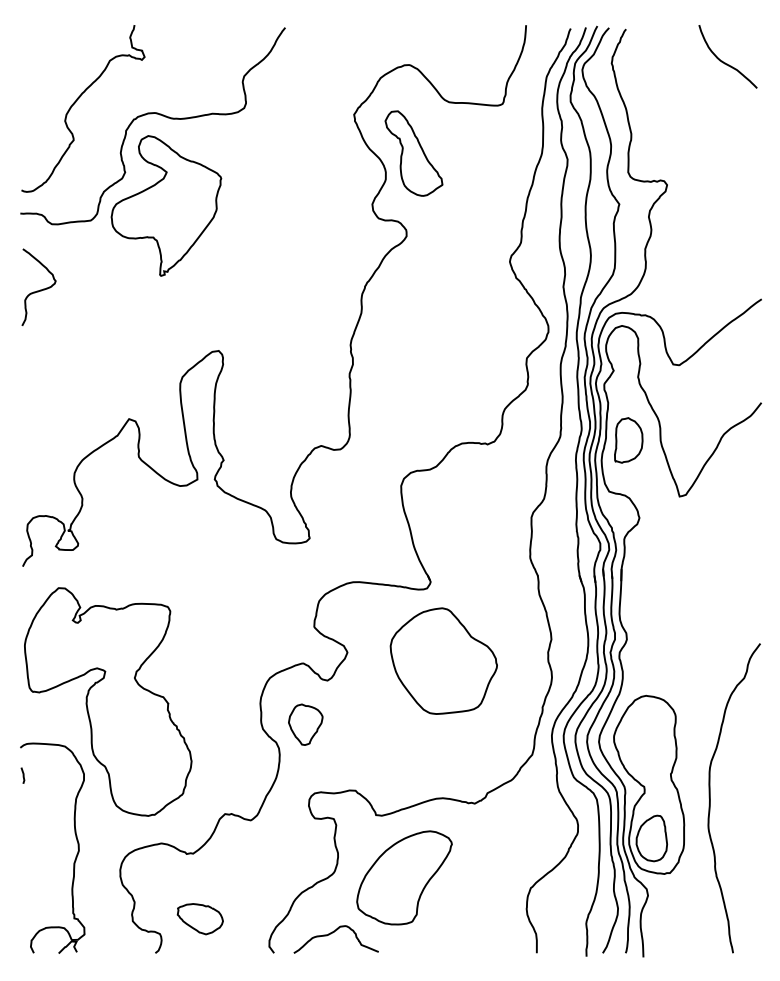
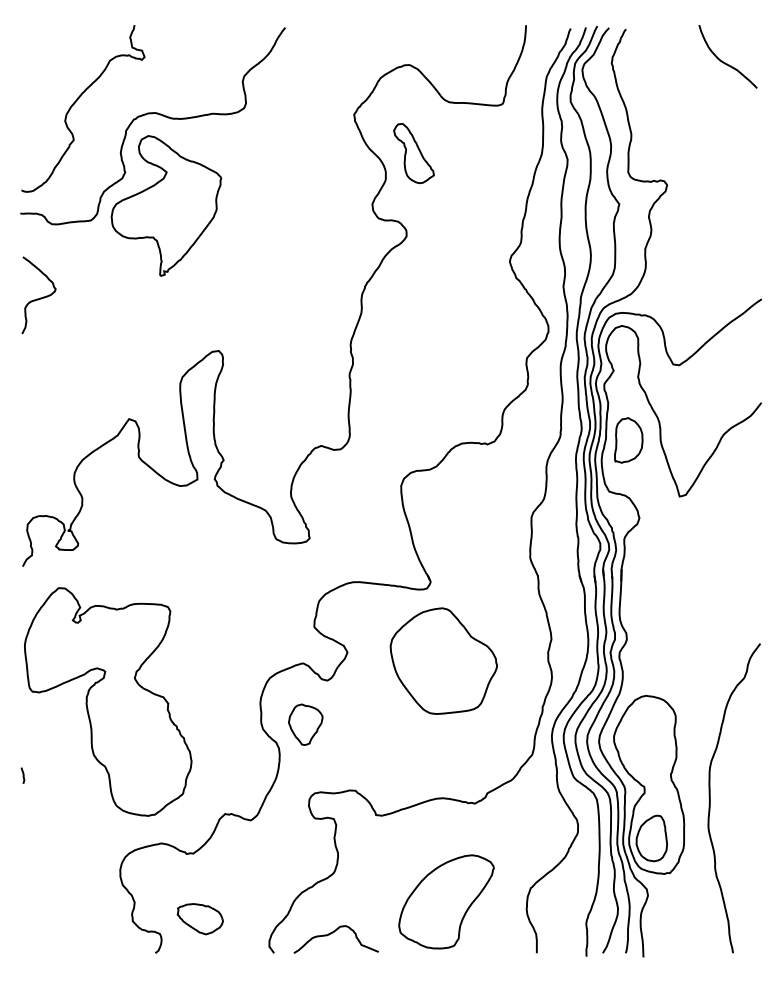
part size: 60x87 px -> 42x62 px (413, 153)
curve position: (40, 289) -> (40, 297) (40, 297)
part: present -> none (75, 856)
part position: (404, 877) -> (446, 901) (446, 901)
